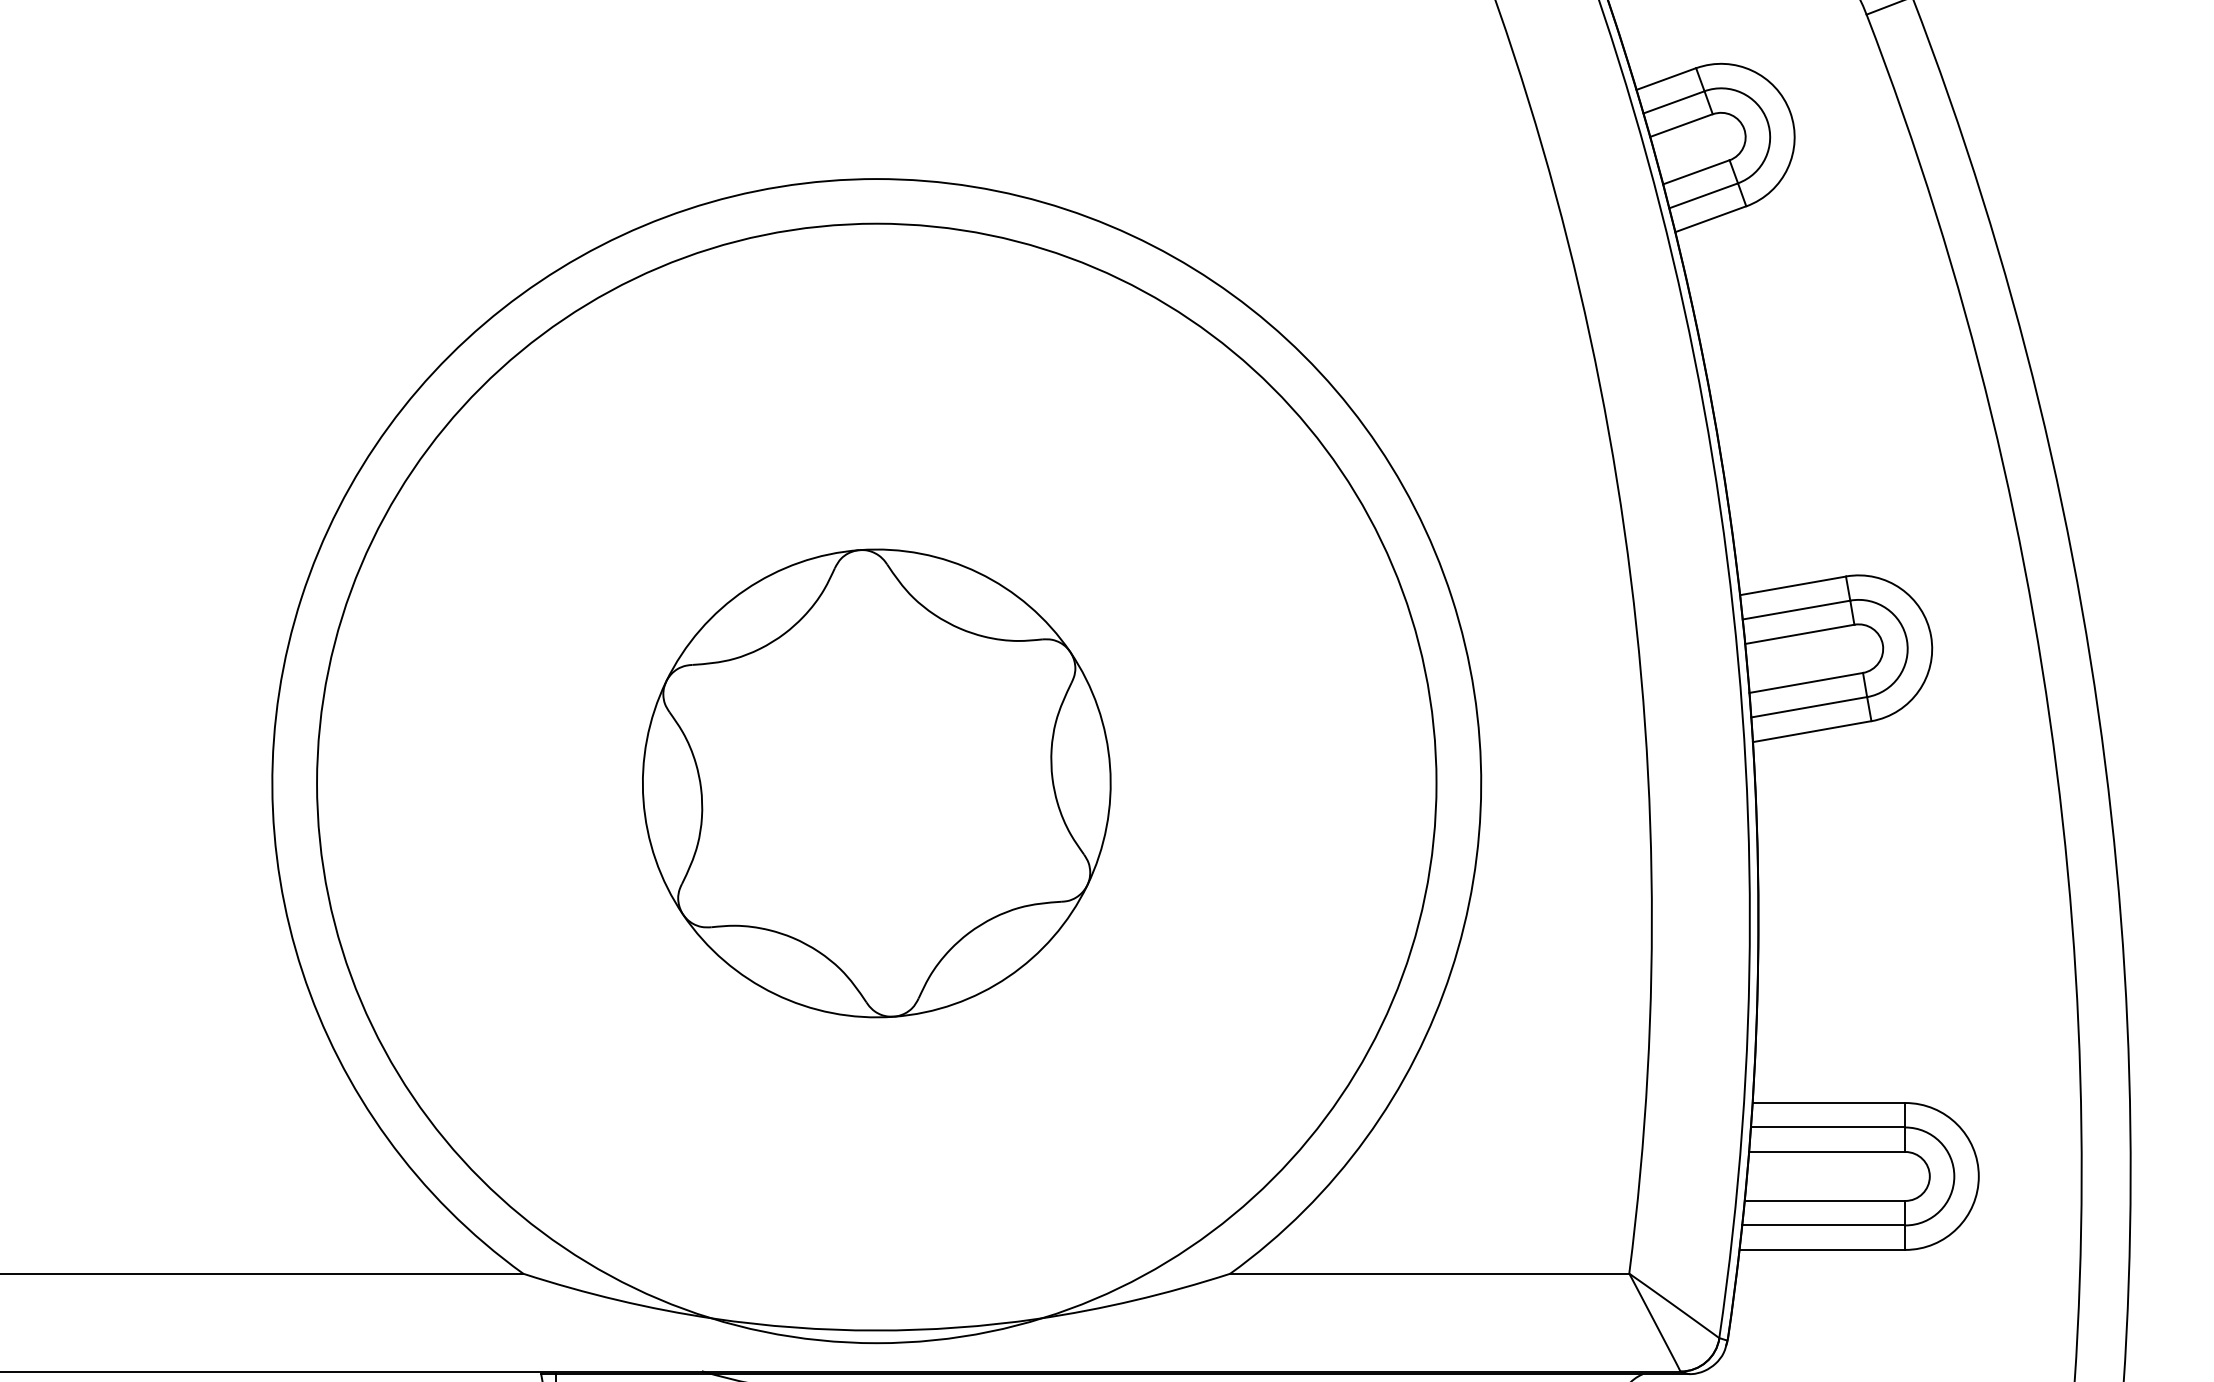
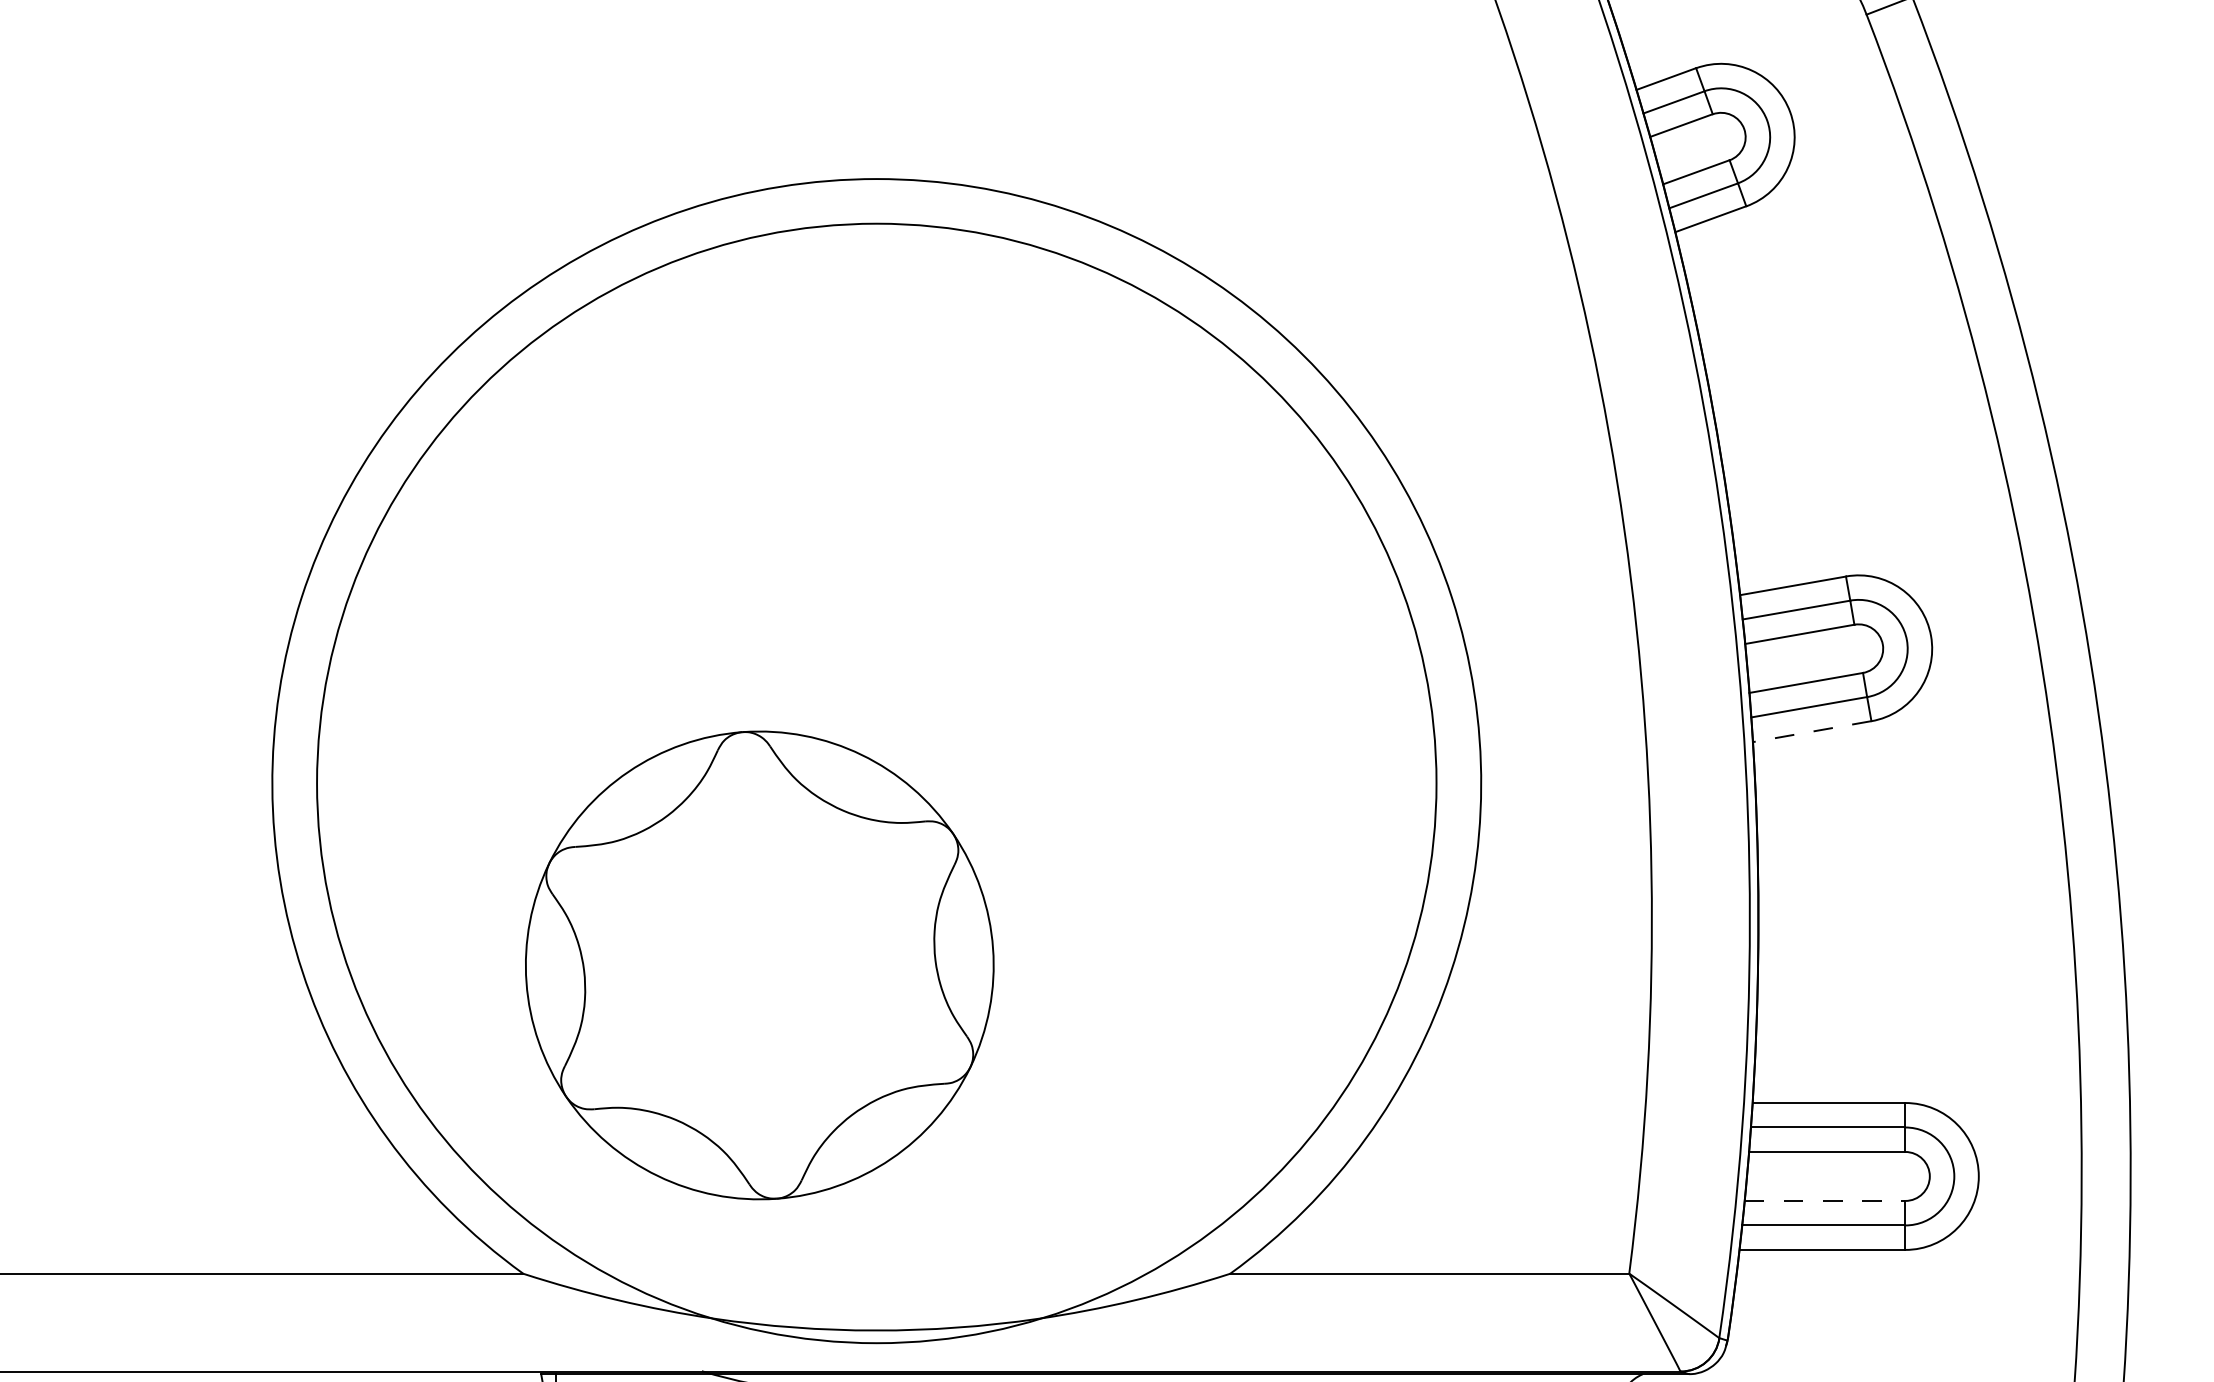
line: solid -> dashed (1811, 731)
part position: (876, 783) -> (759, 965) (759, 965)
line: solid -> dashed (1825, 1200)
